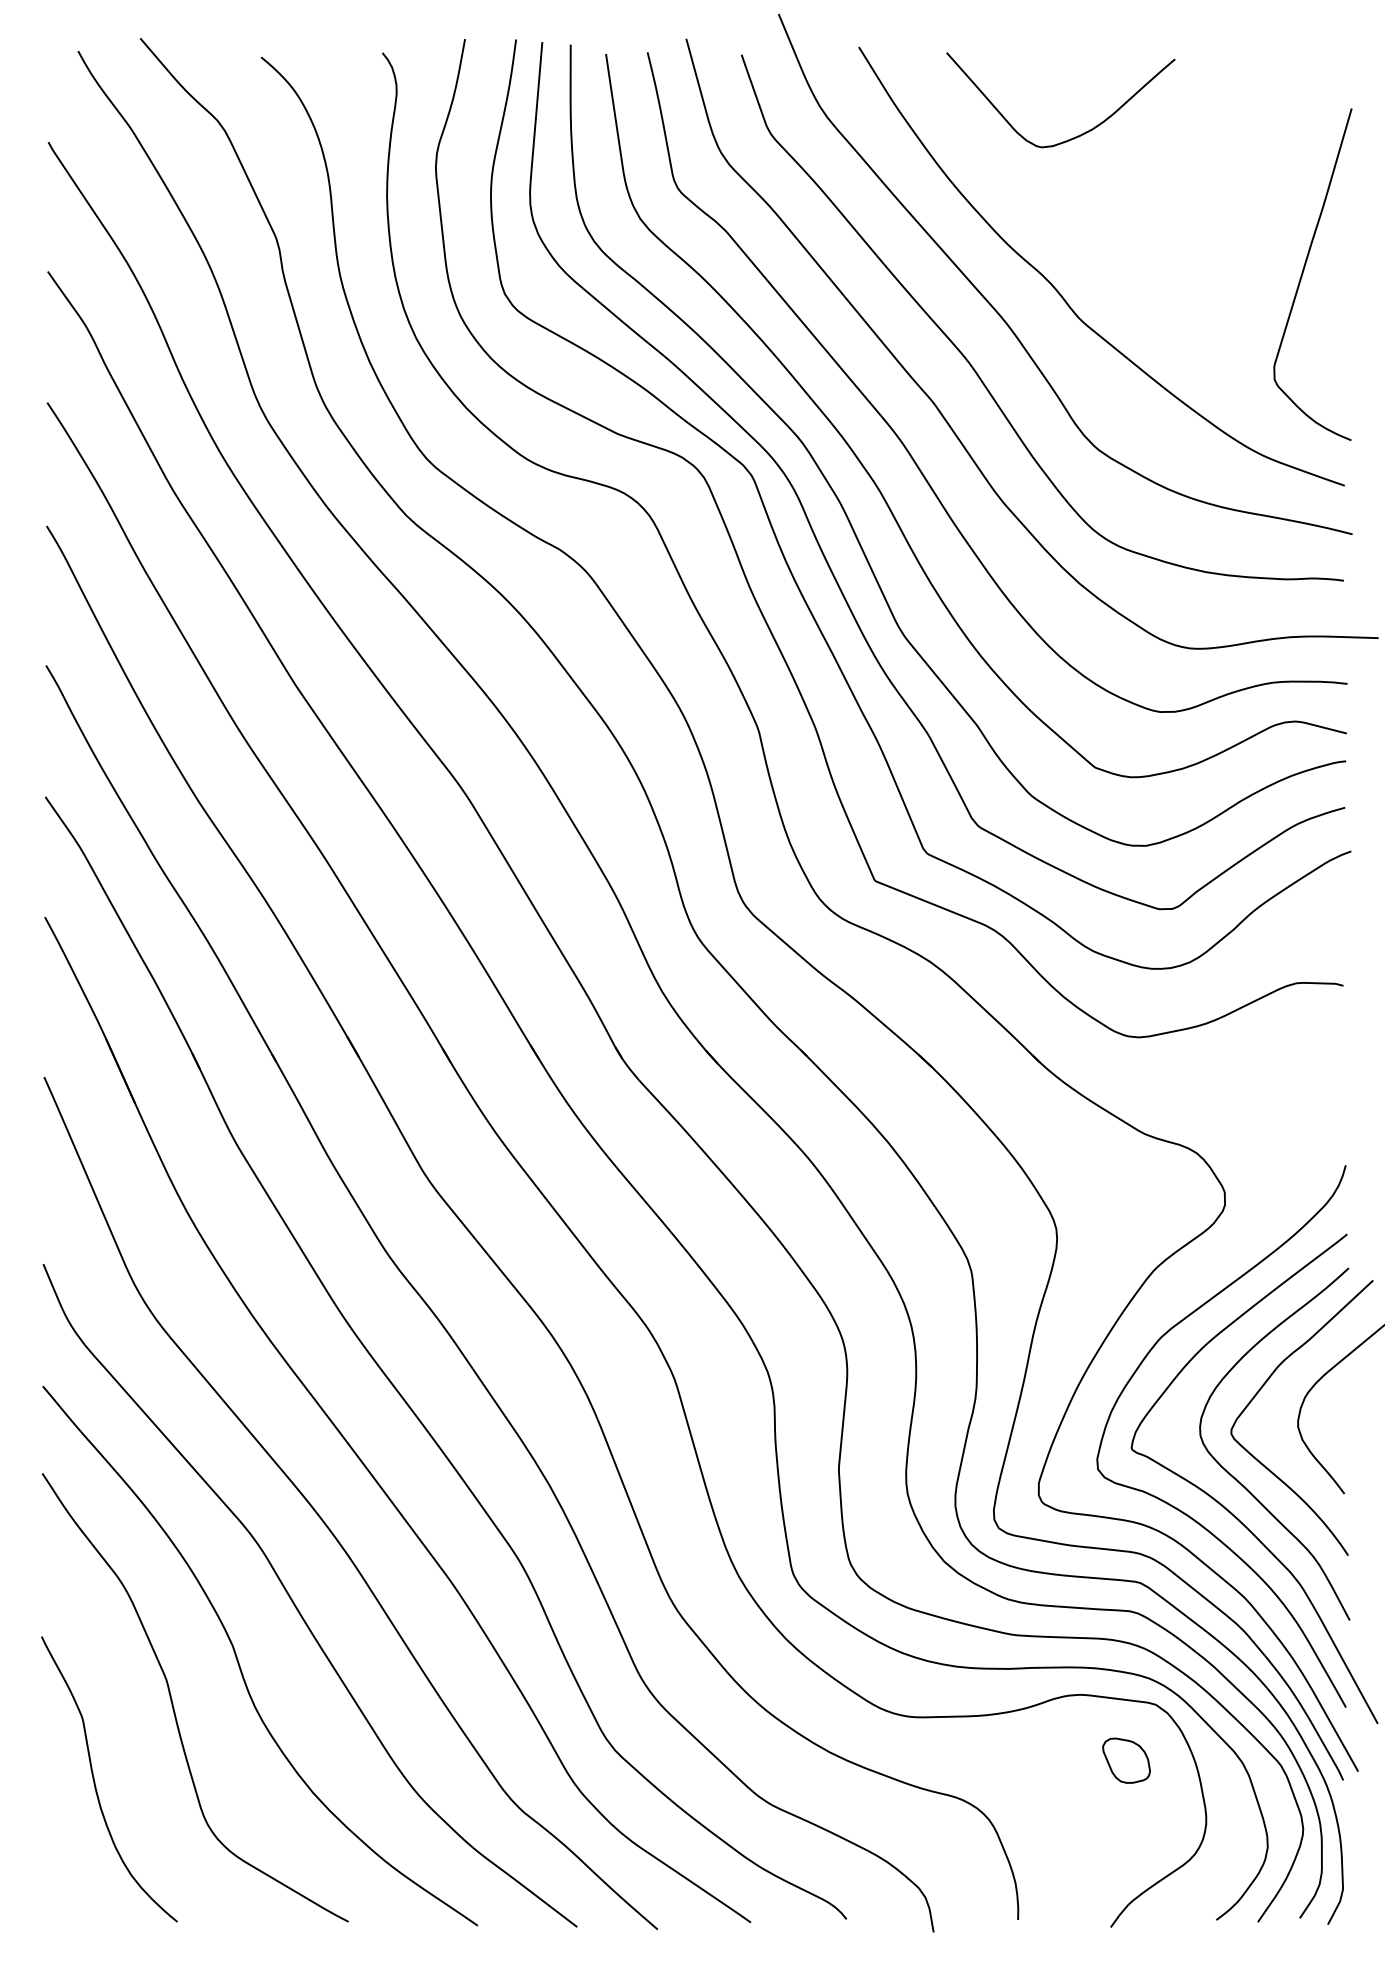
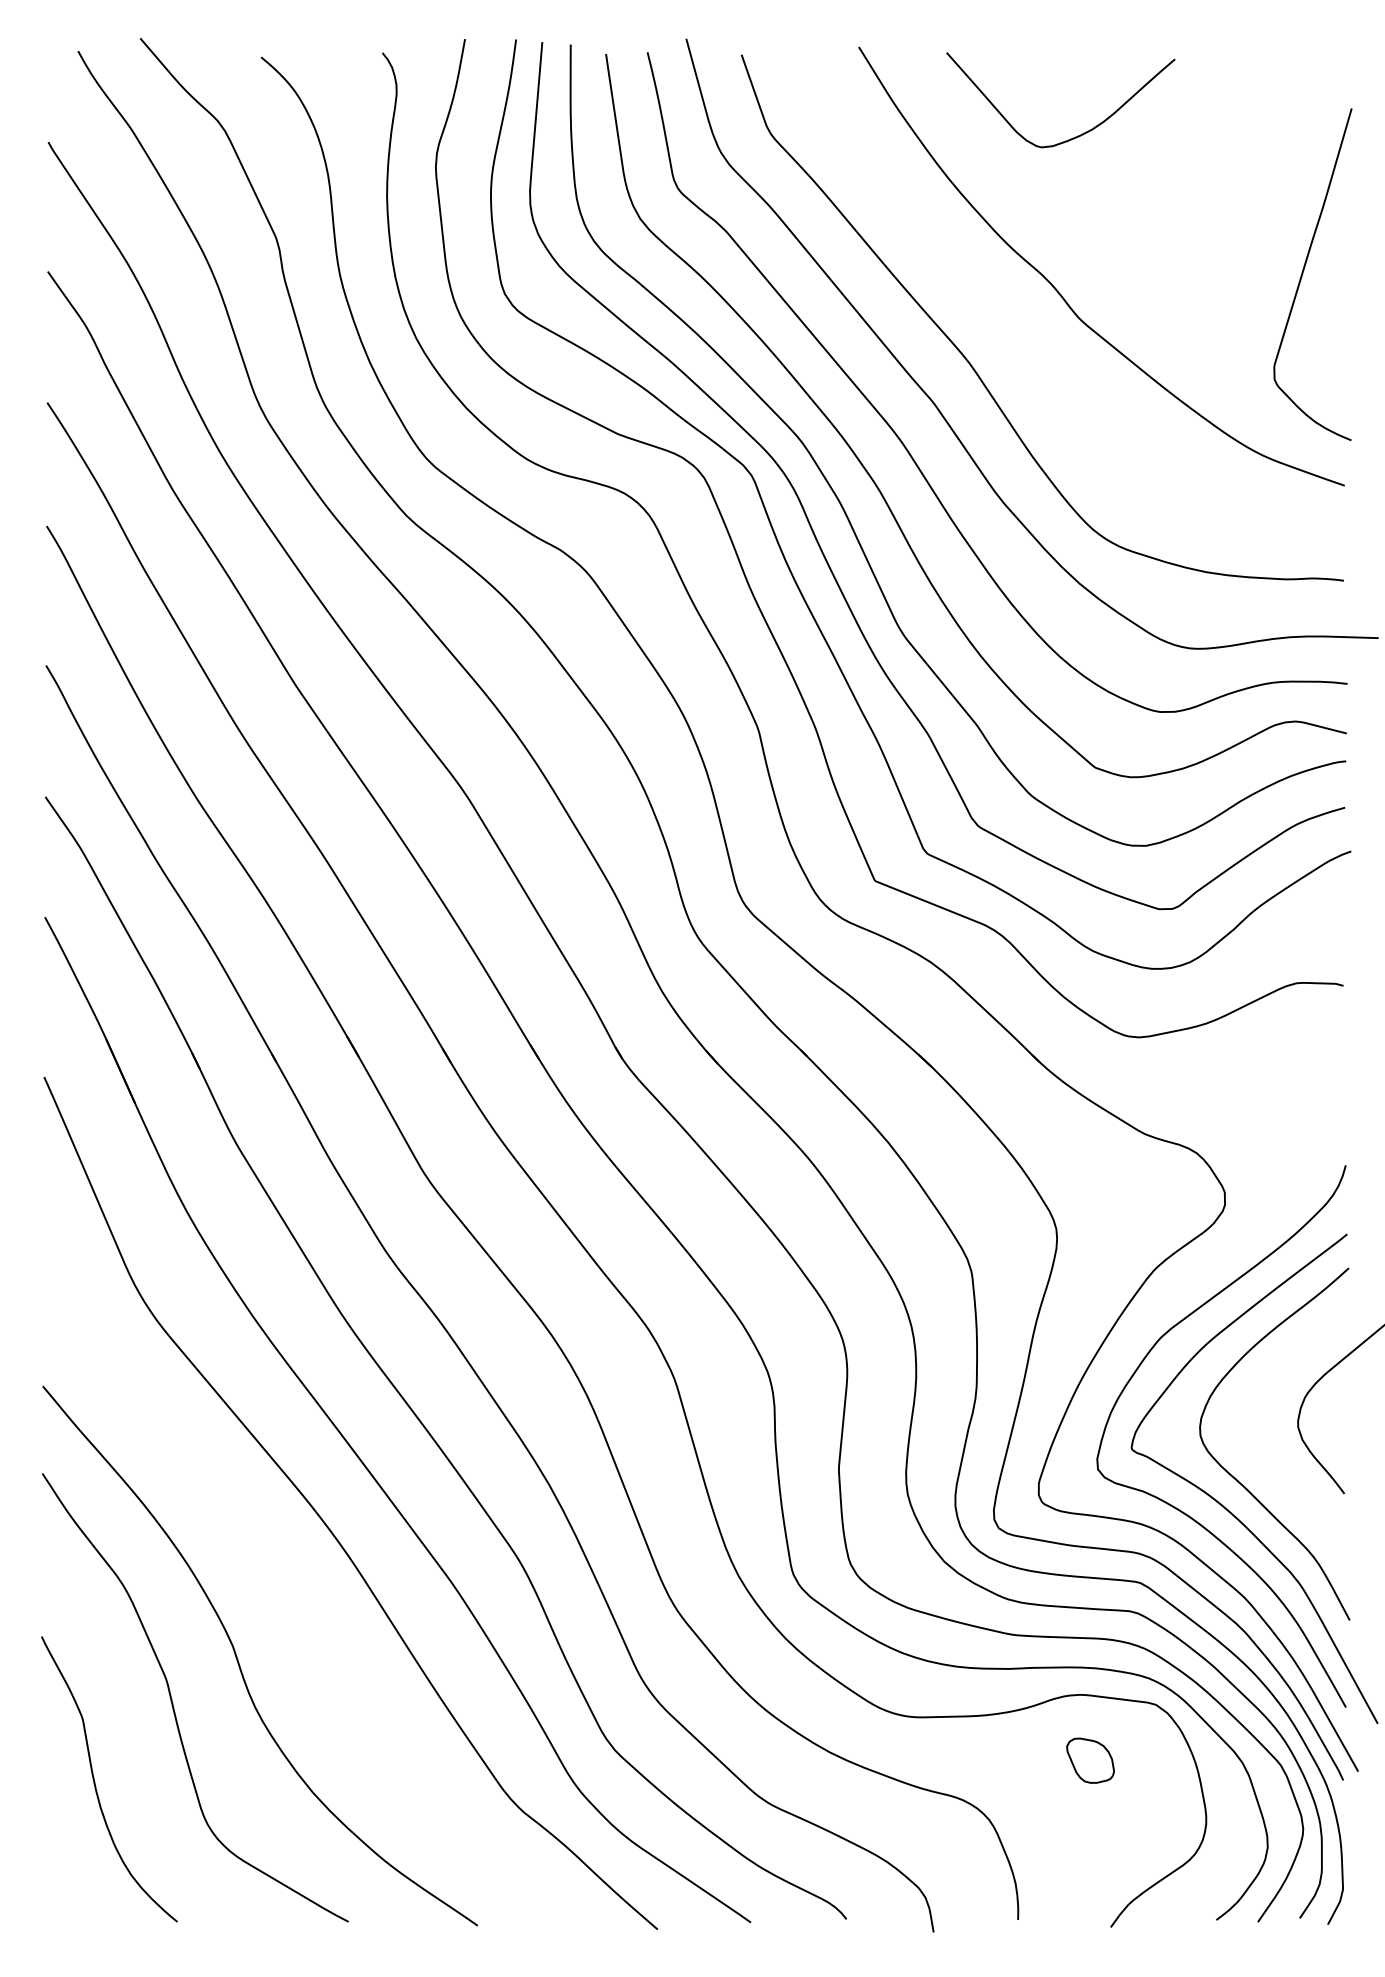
curve: present -> none (1006, 321)
curve: present -> none (1262, 1388)
curve: present -> none (296, 1605)
part position: (1126, 1760) -> (1090, 1760) (1090, 1760)
